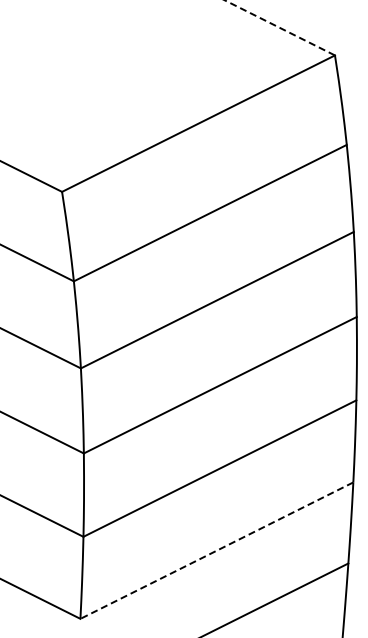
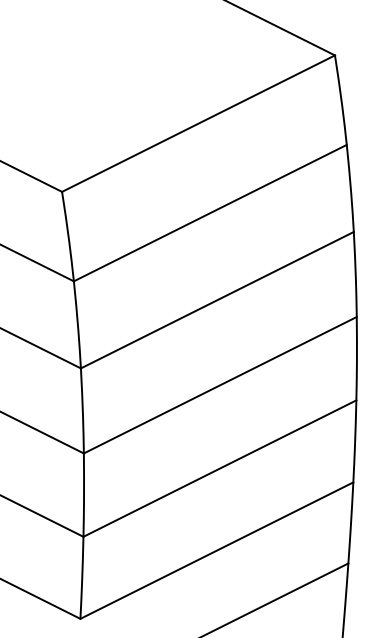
line: dashed -> solid (279, 27)
line: dashed -> solid (216, 550)
